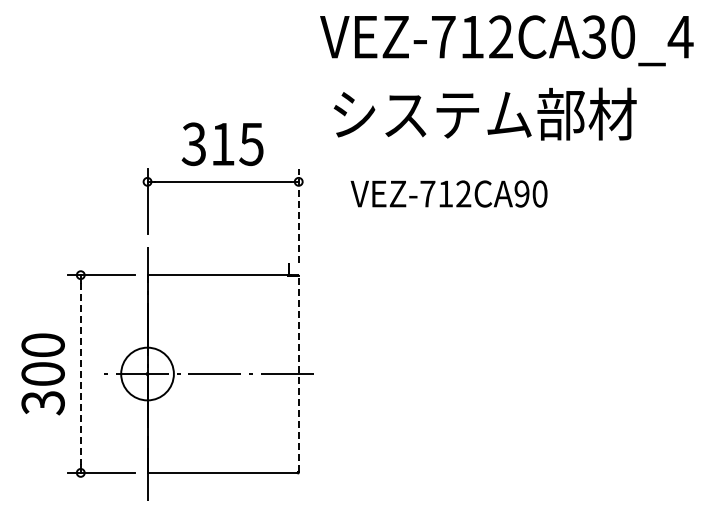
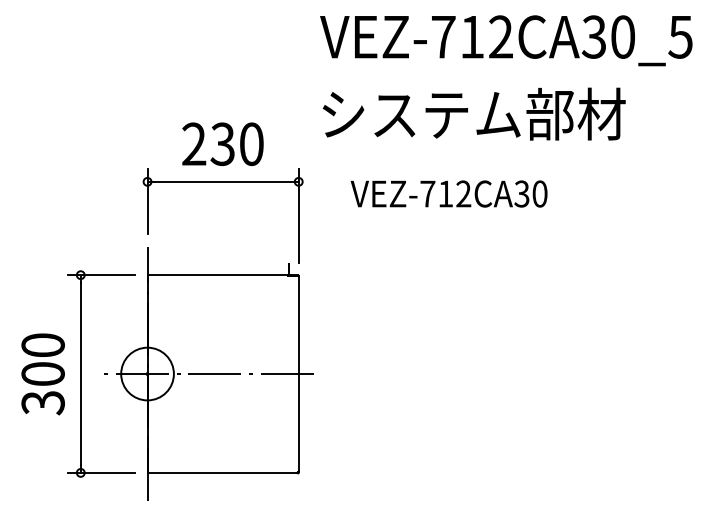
text: VEZ-712CA30_4 -> VEZ-712CA30_5 (680, 37)
text position: (484, 113) -> (473, 113) (473, 113)
text: 315 -> 230 (222, 144)
text: VEZ-712CA90 -> VEZ-712CA30 (521, 193)
line: dashed -> solid (298, 215)
line: dashed -> solid (298, 373)
line: dashed -> solid (80, 374)
